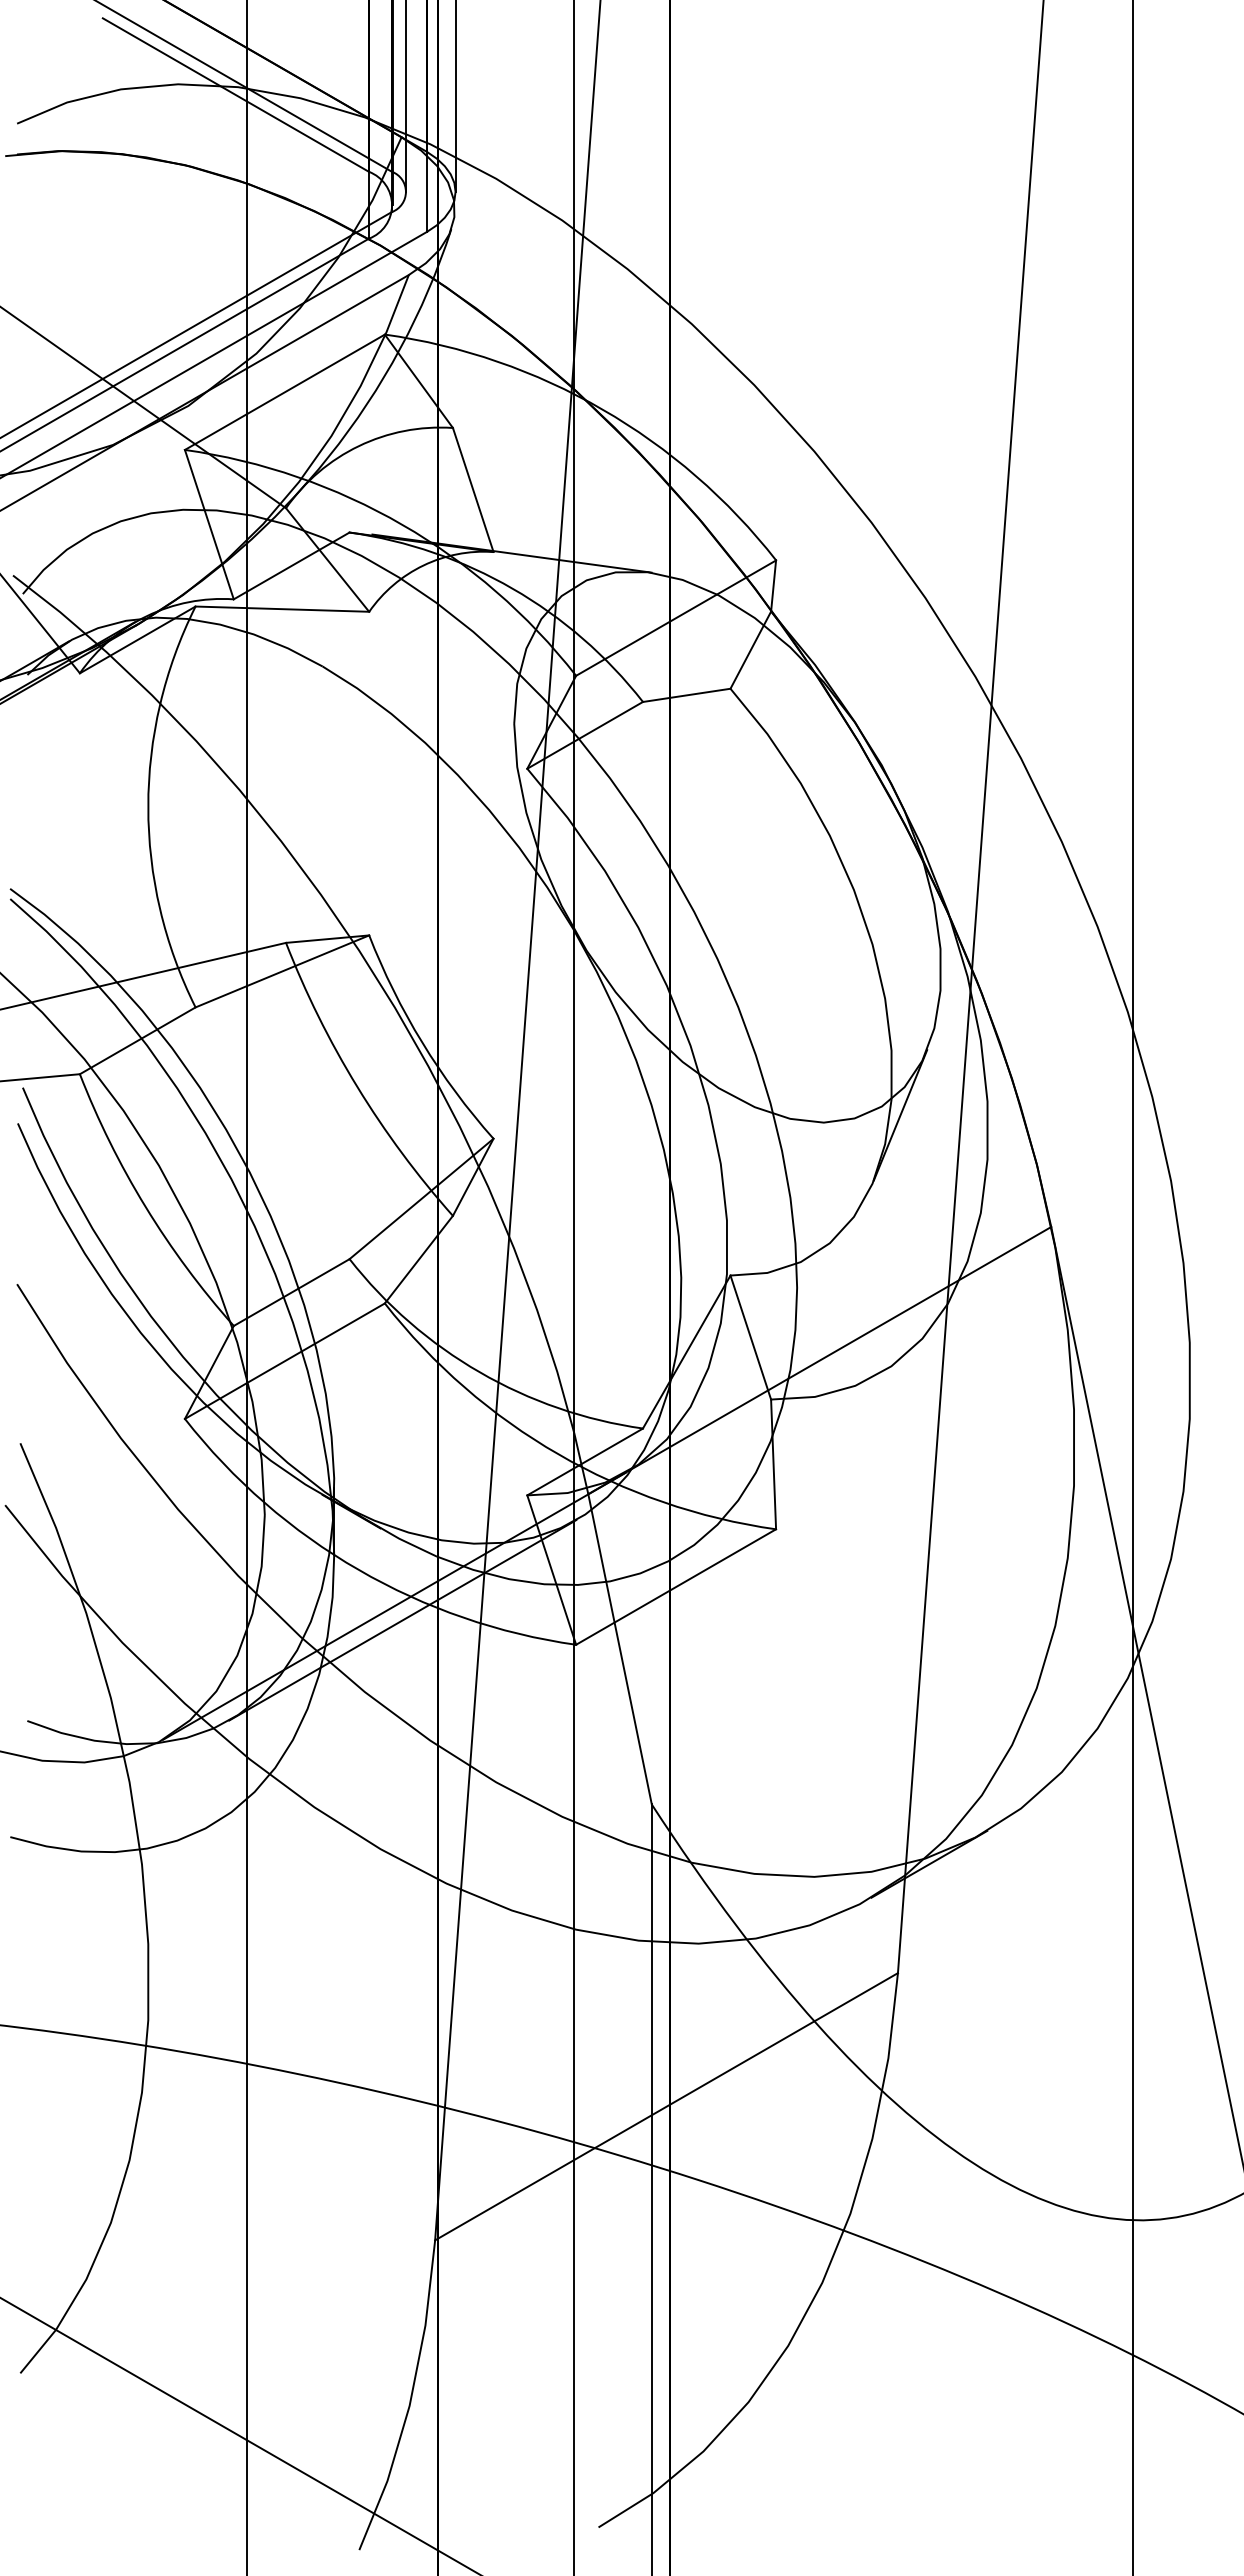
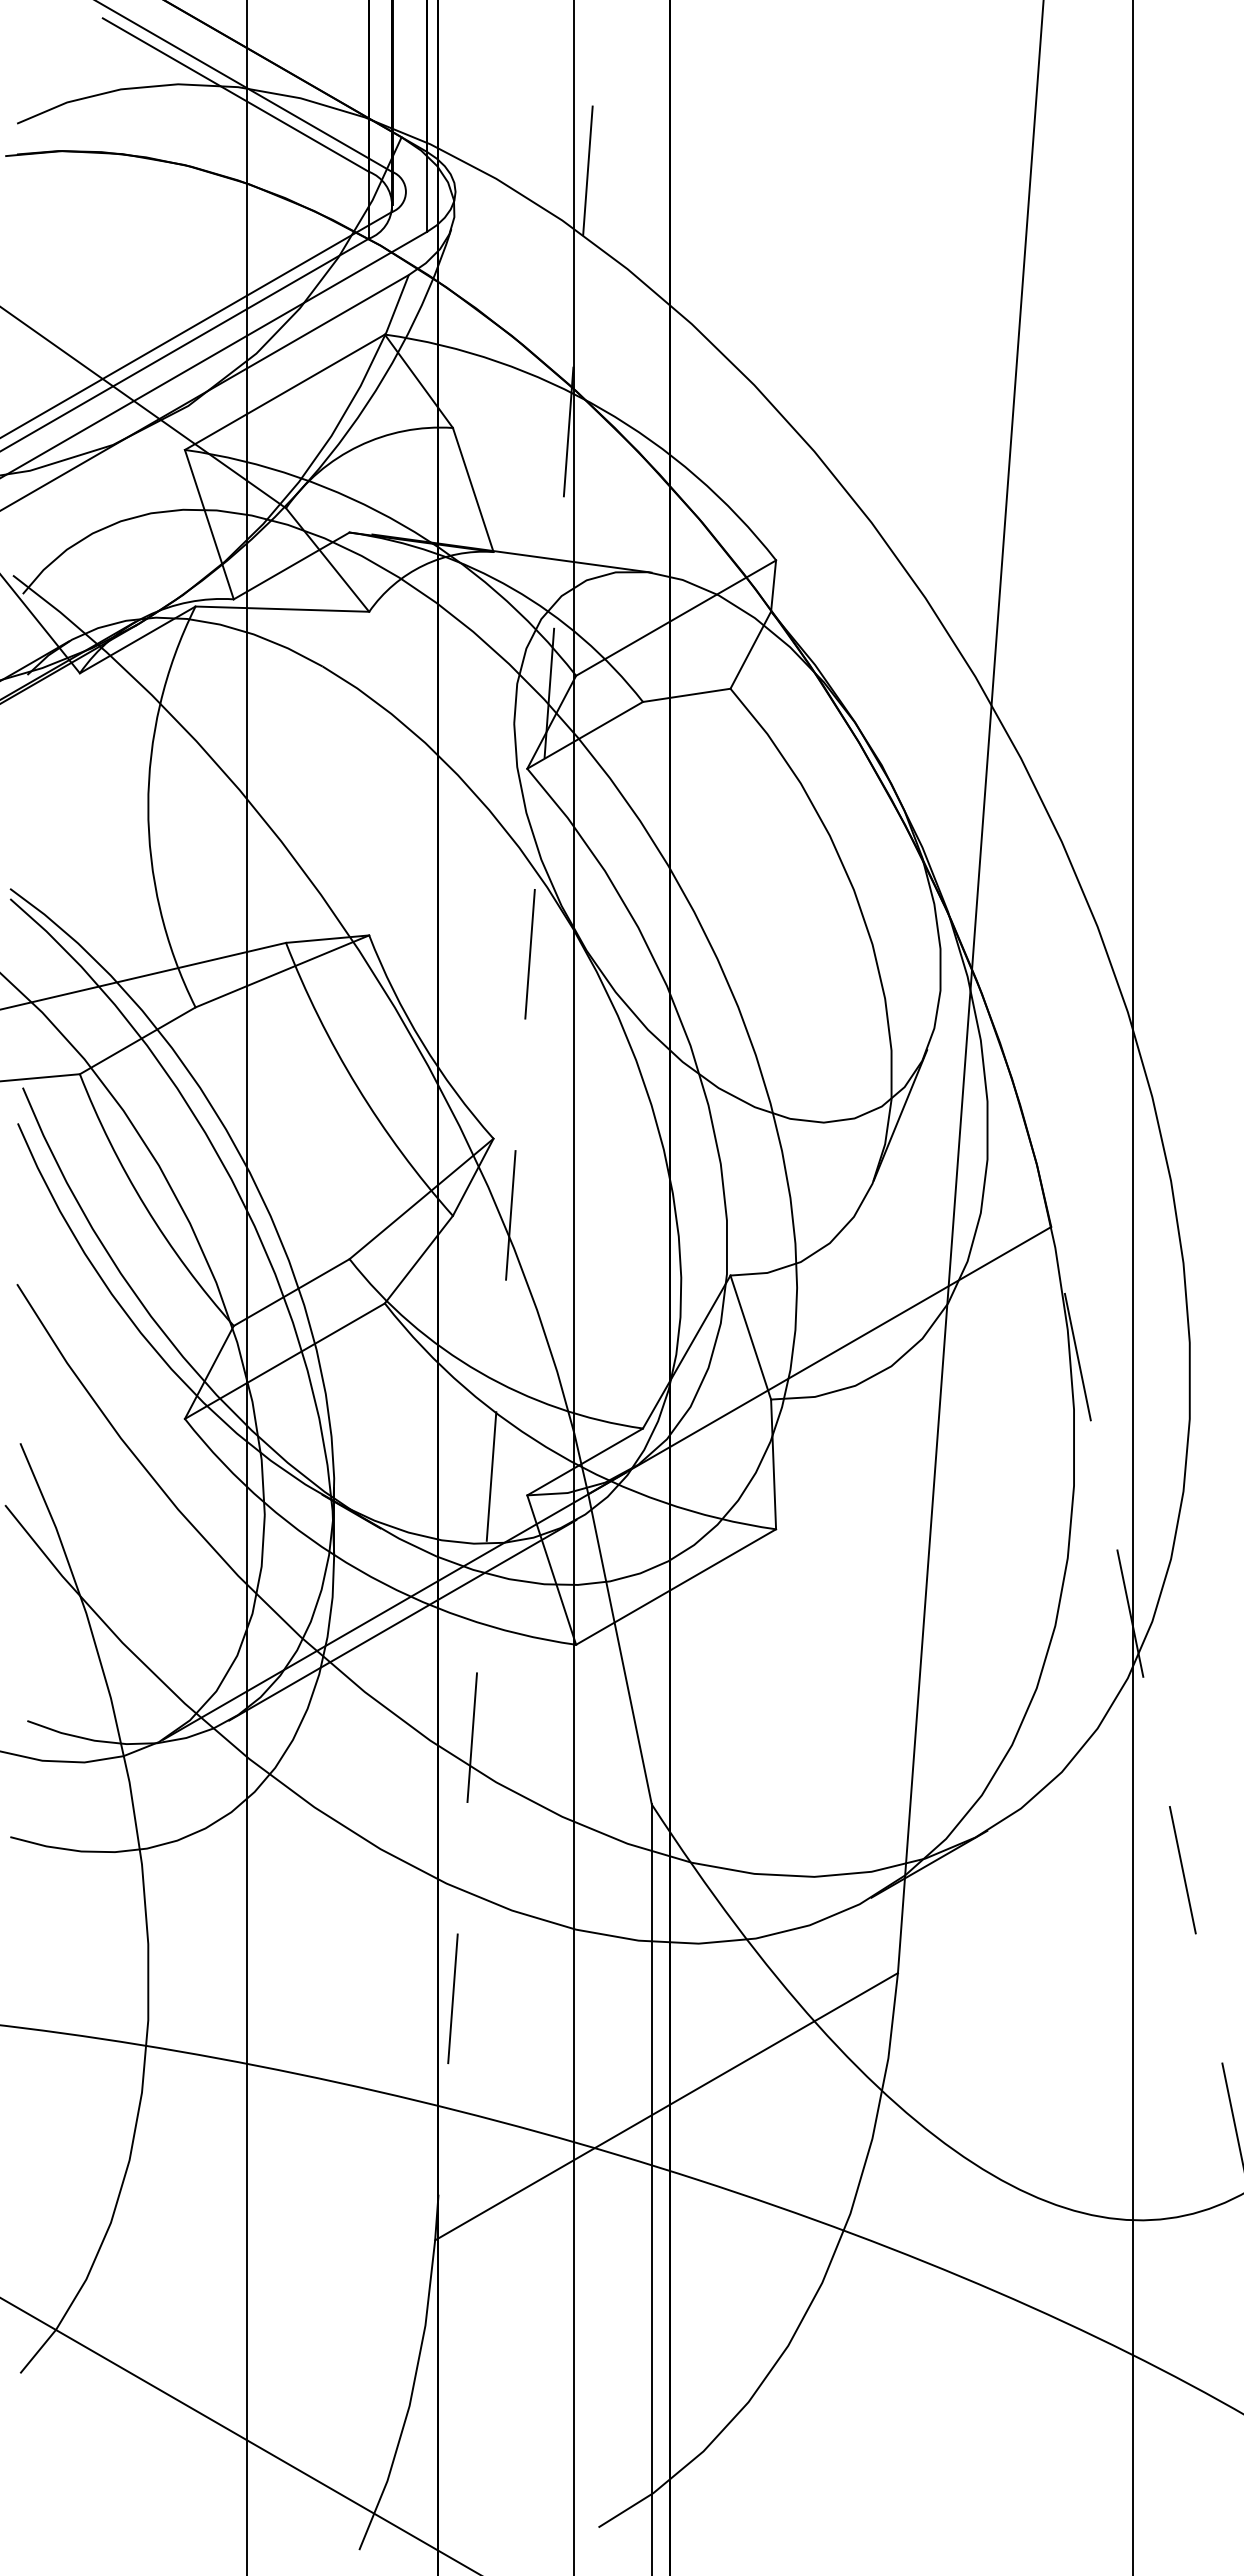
line: present -> none (406, 96)
line: present -> none (455, 96)
line: solid -> dashed (517, 1120)
line: solid -> dashed (1147, 1697)
